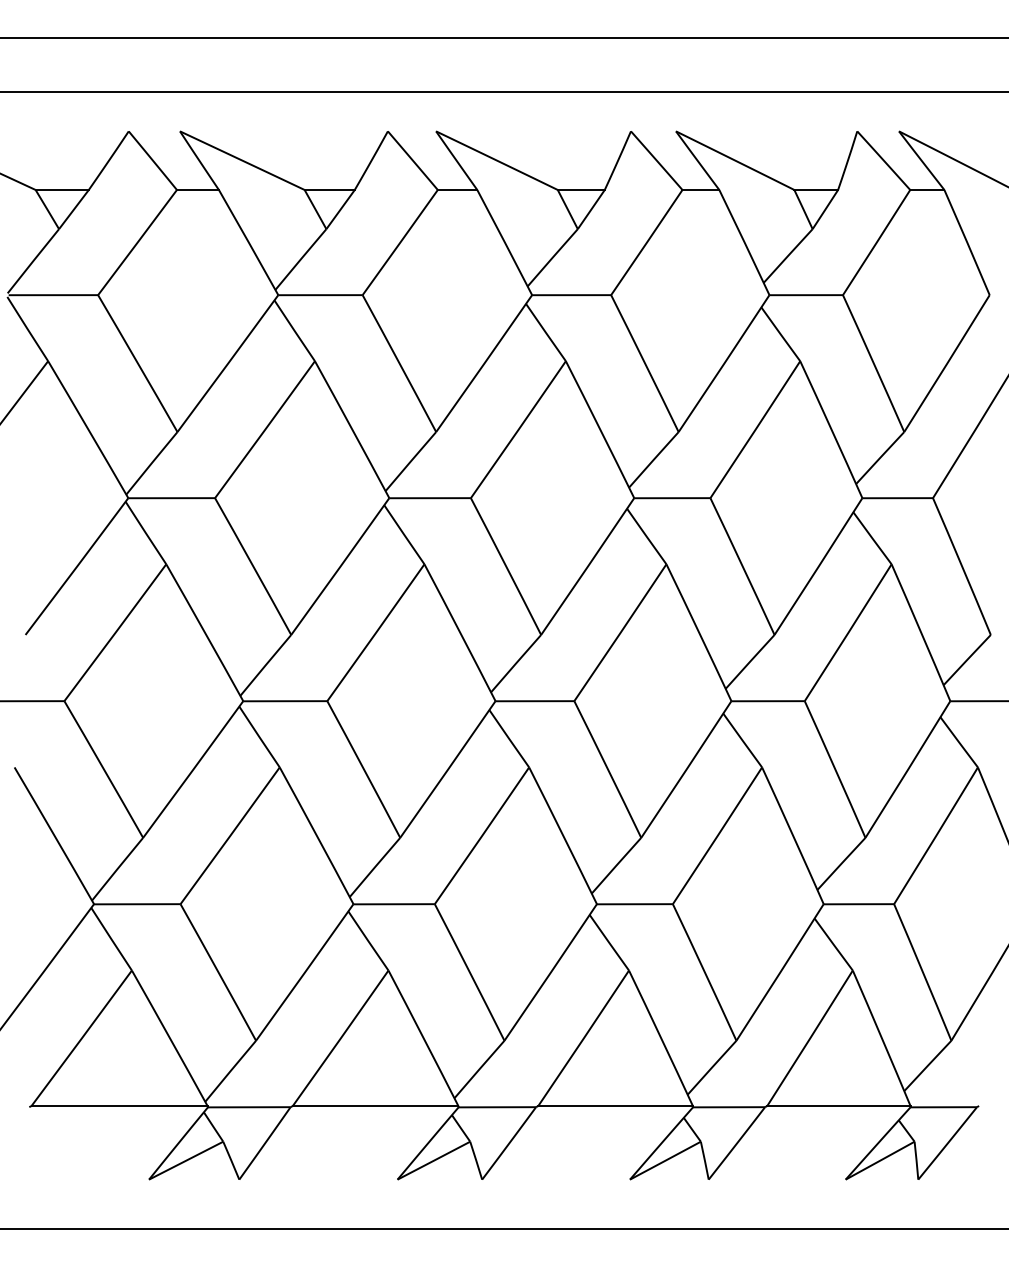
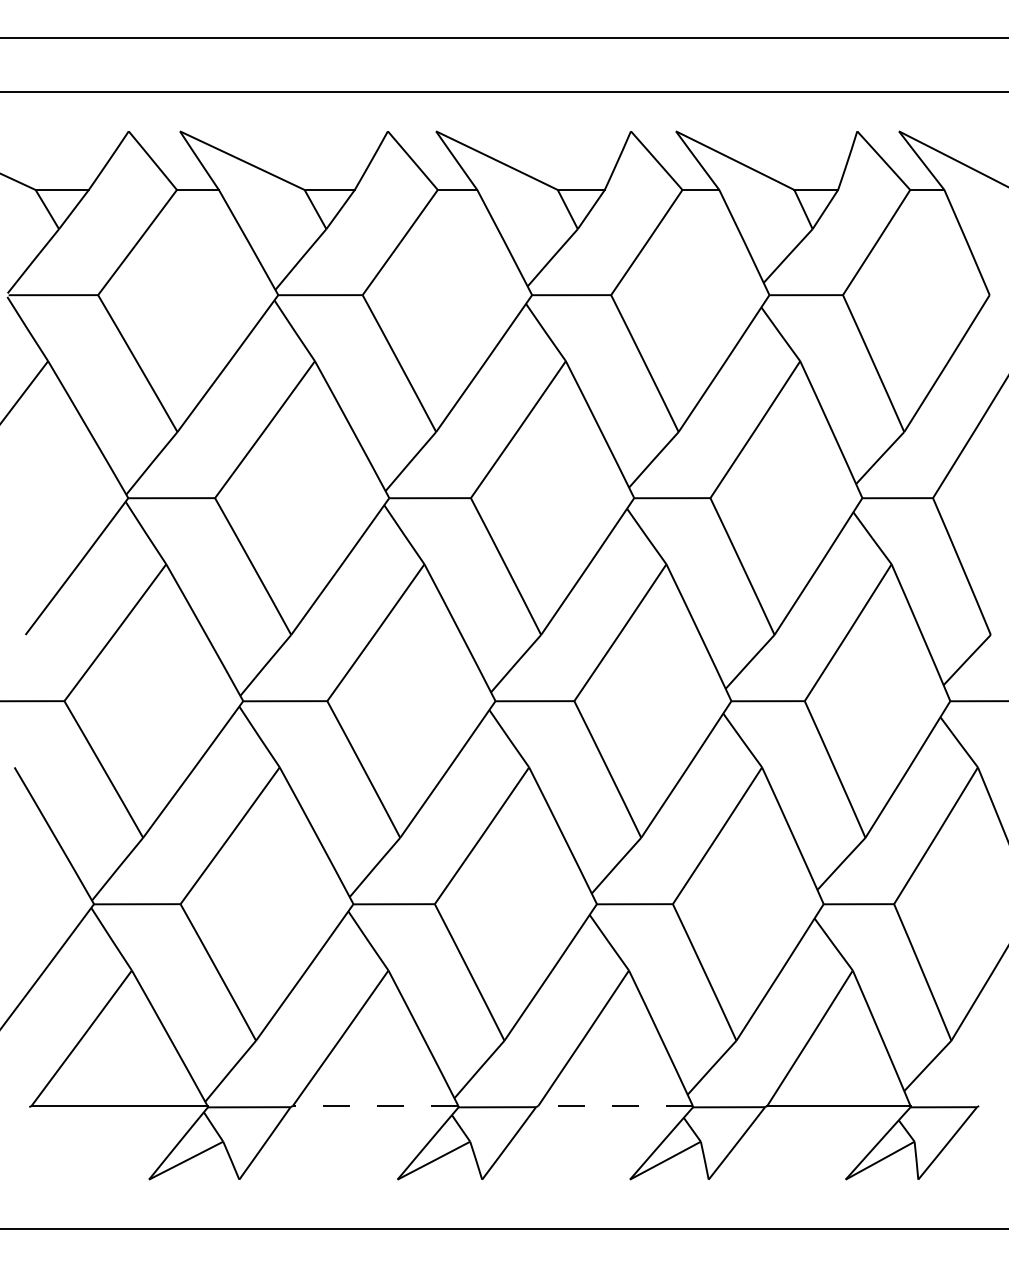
line: solid -> dashed (375, 1106)
line: solid -> dashed (615, 1106)
